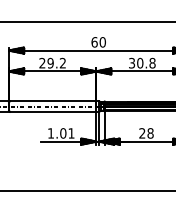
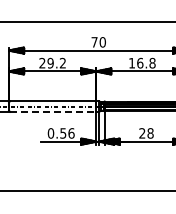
text: 60 -> 70 (94, 42)
text: 30.8 -> 16.8 (136, 62)
line: solid -> dashed (53, 111)
text: 1.01 -> 0.56 (60, 133)
